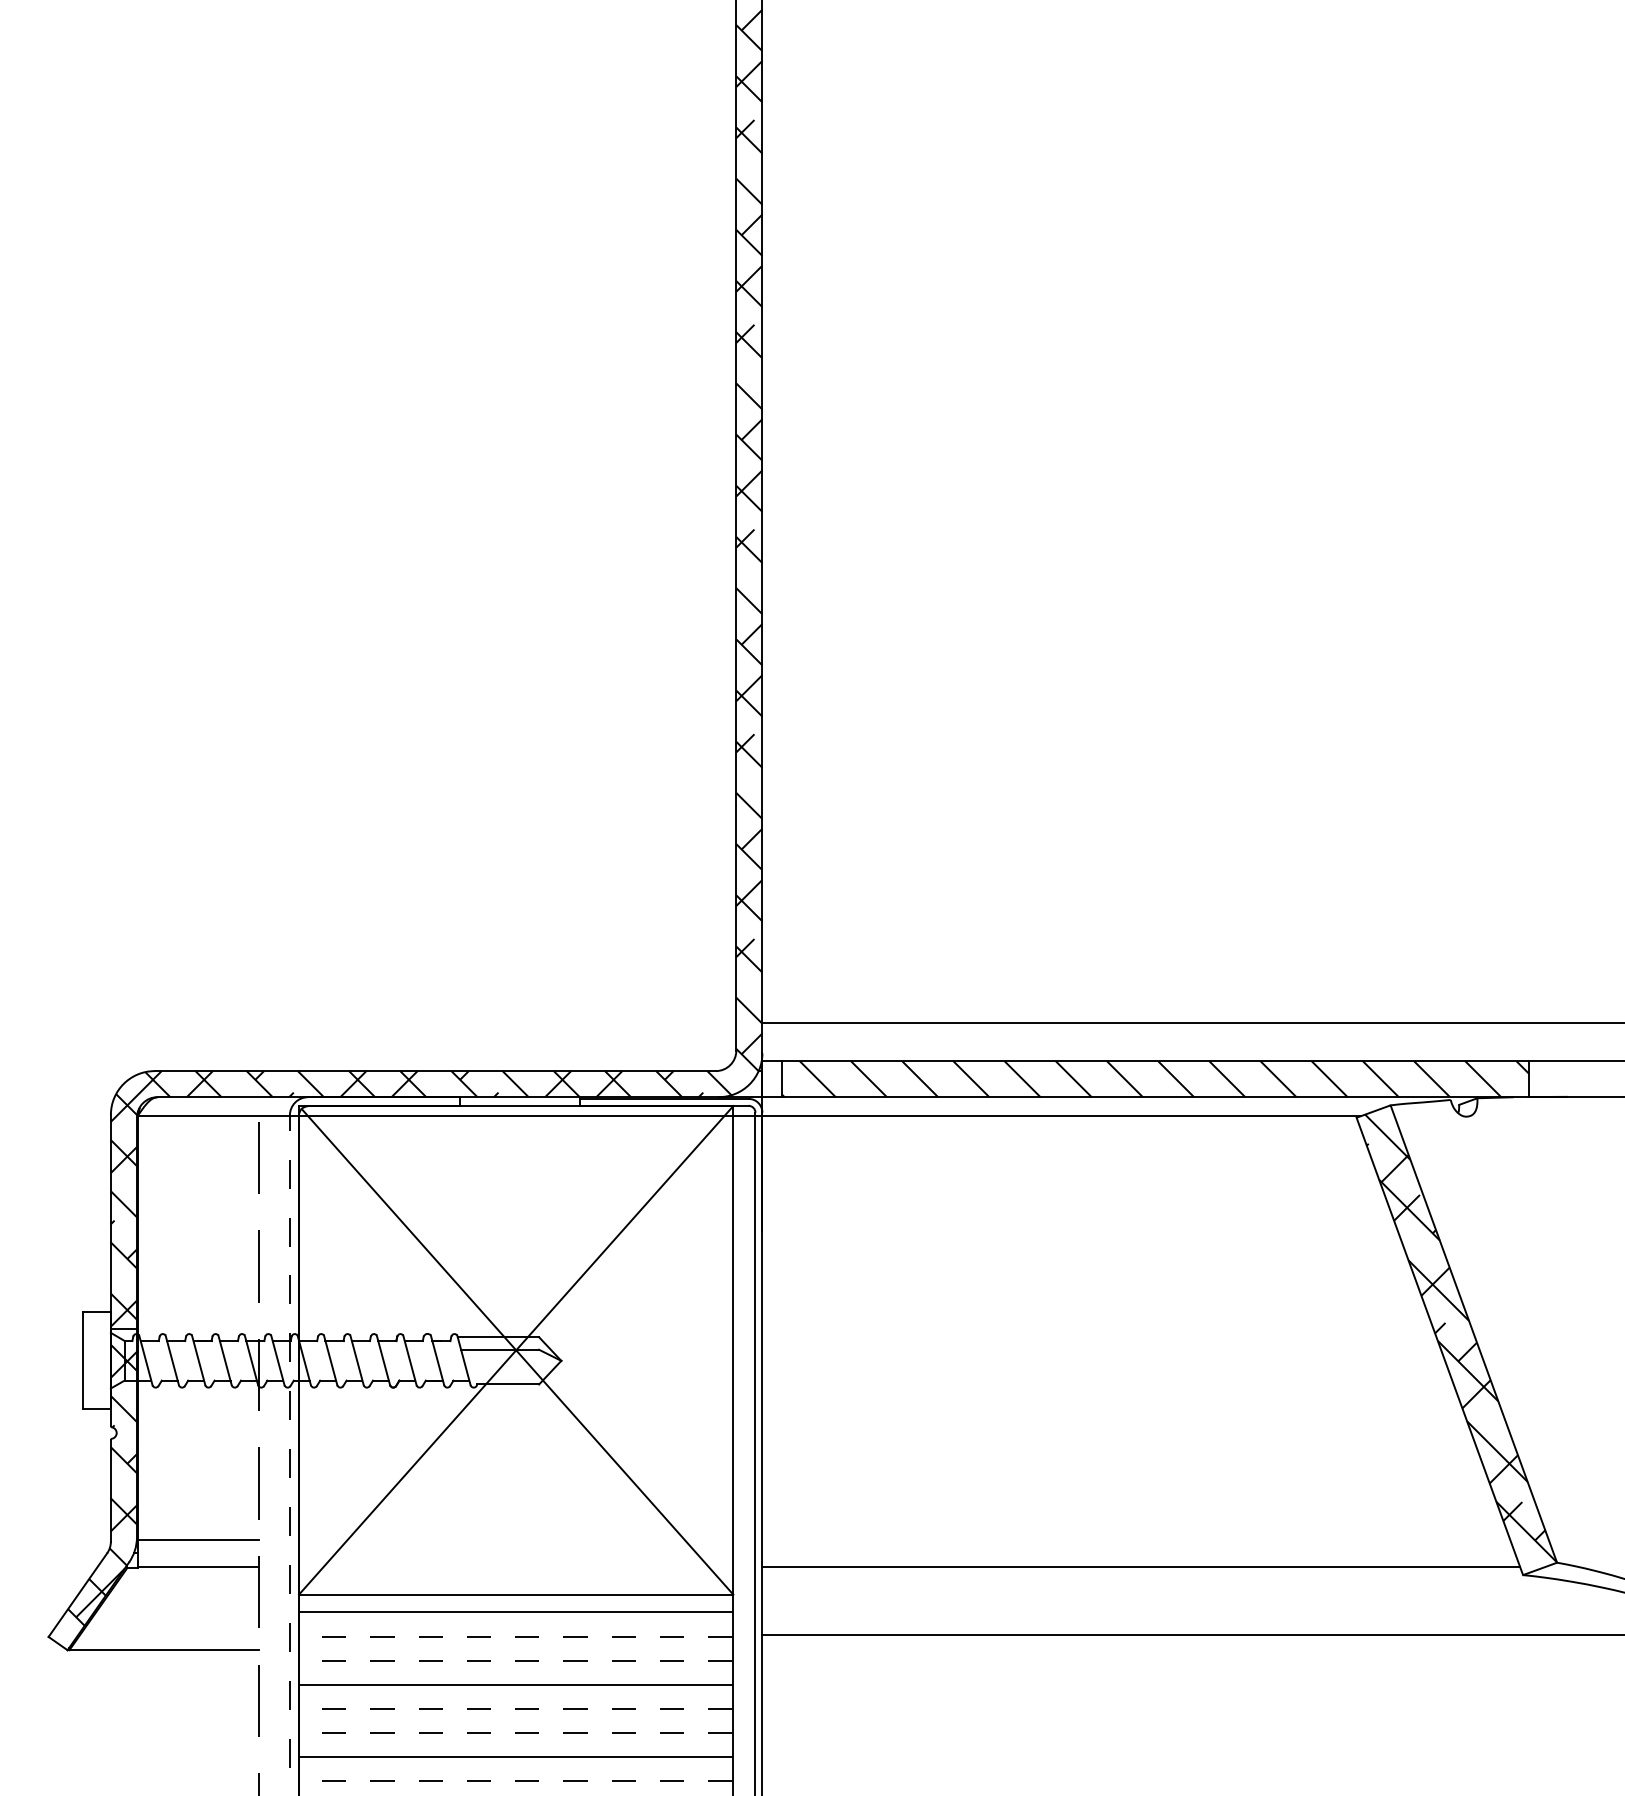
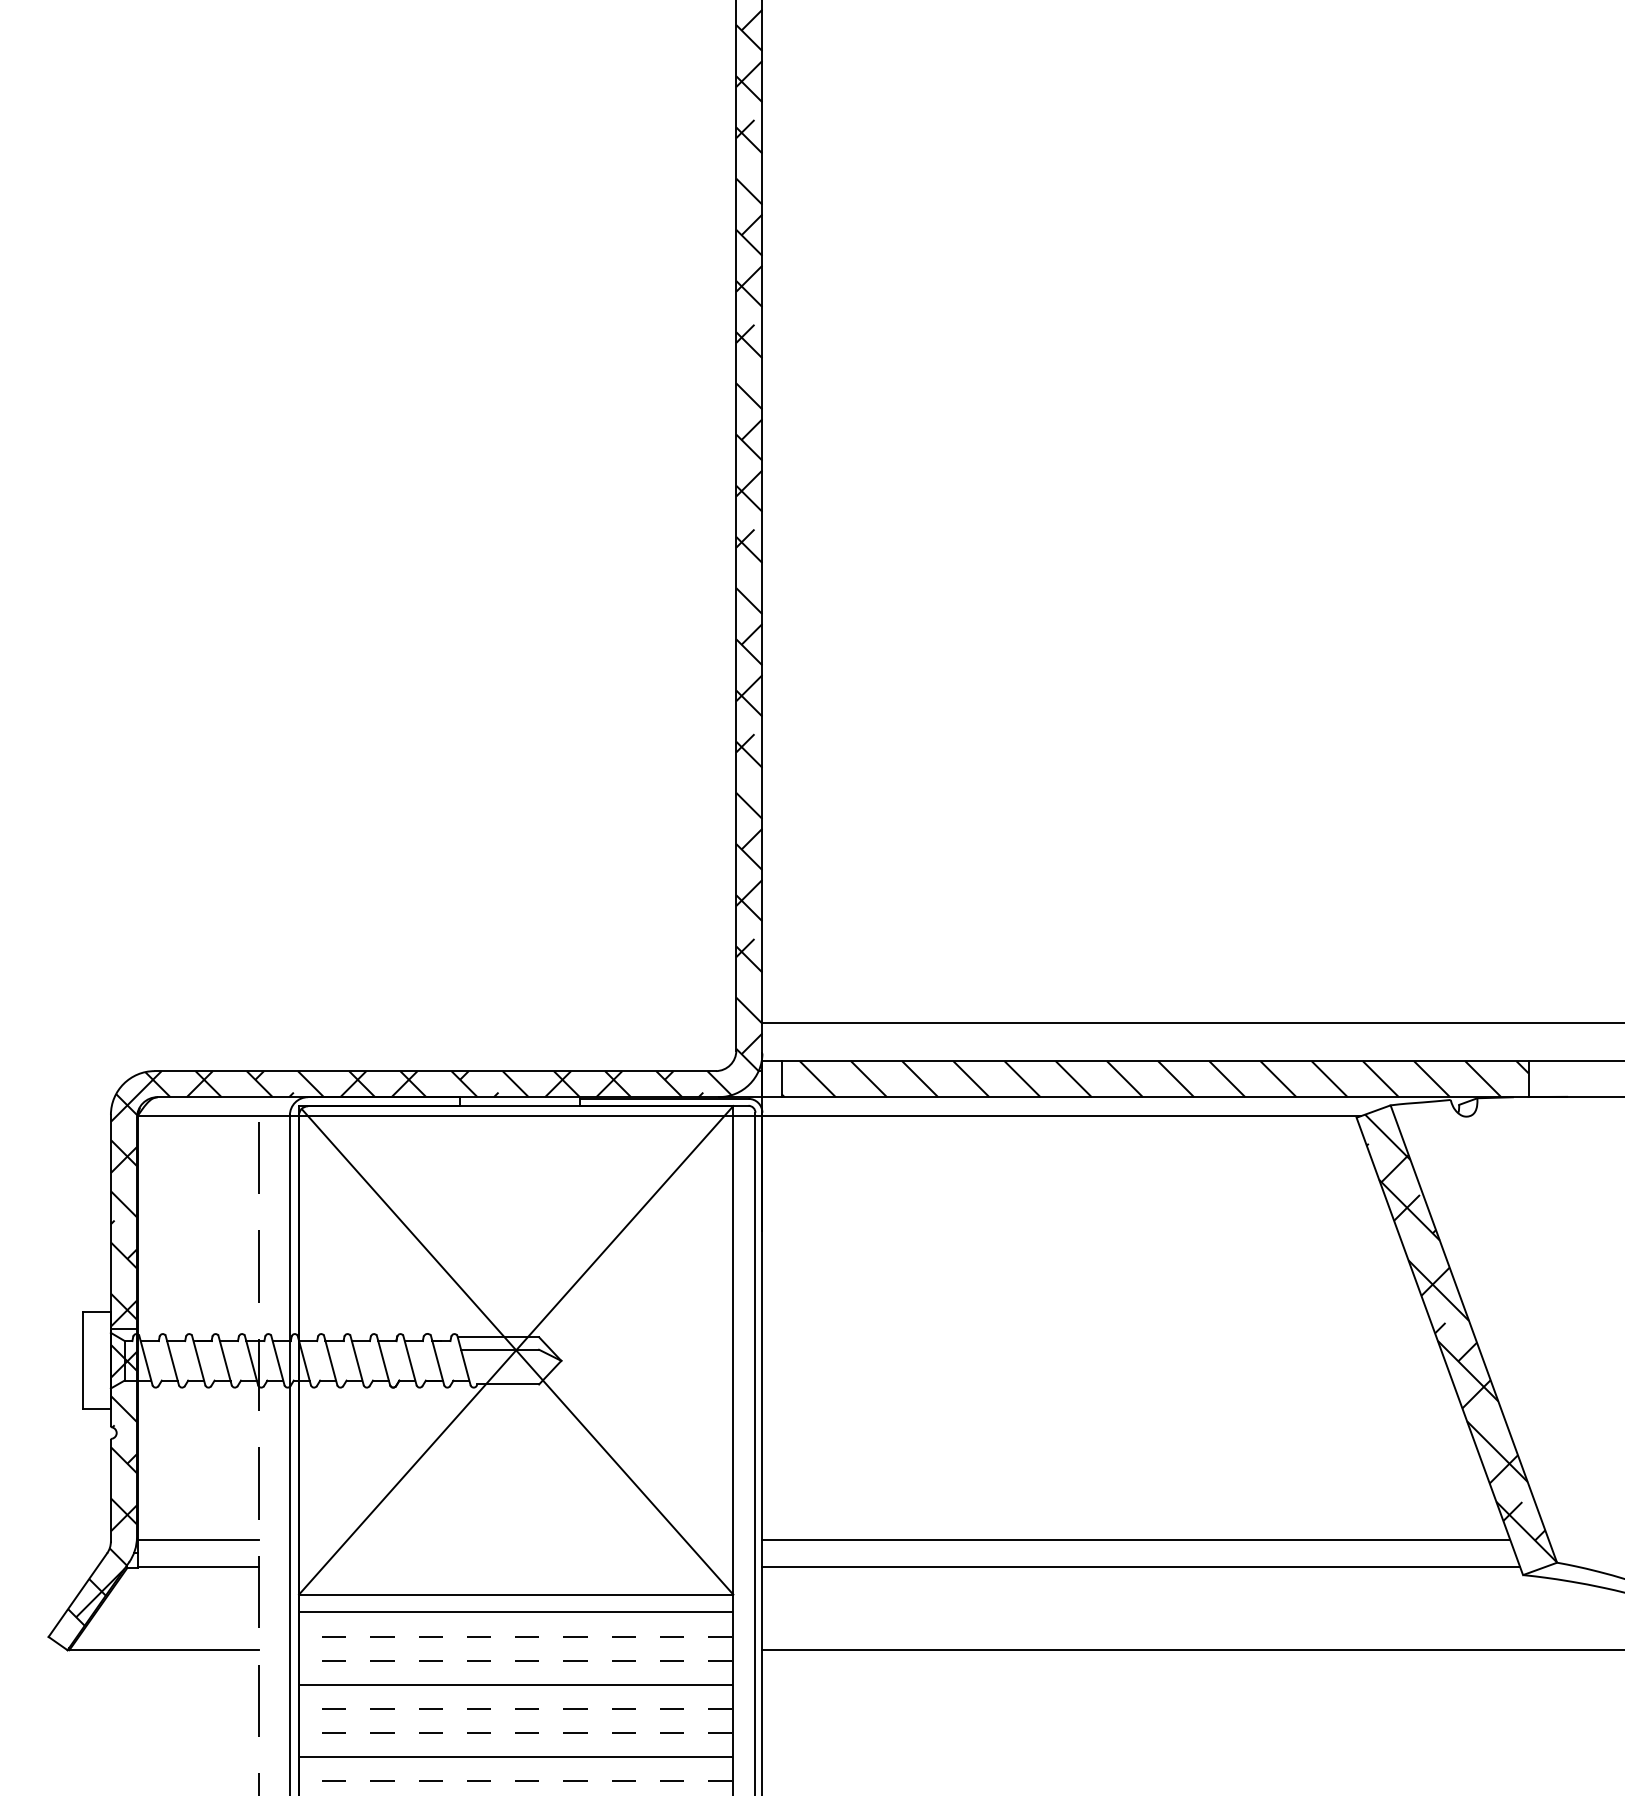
line: dashed -> solid (289, 1455)
line: none -> present (1136, 1539)
line position: (1191, 1635) -> (1191, 1650) (1191, 1650)
